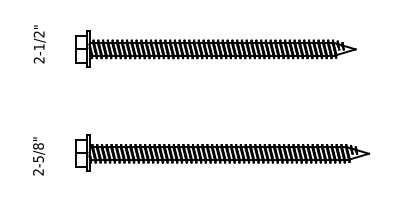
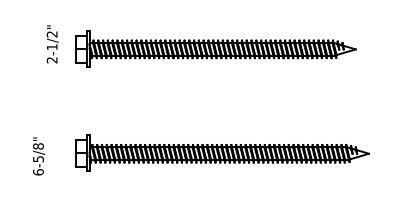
text position: (39, 44) -> (52, 44) (52, 44)
text: 2-5/8" -> 6-5/8" (38, 172)
